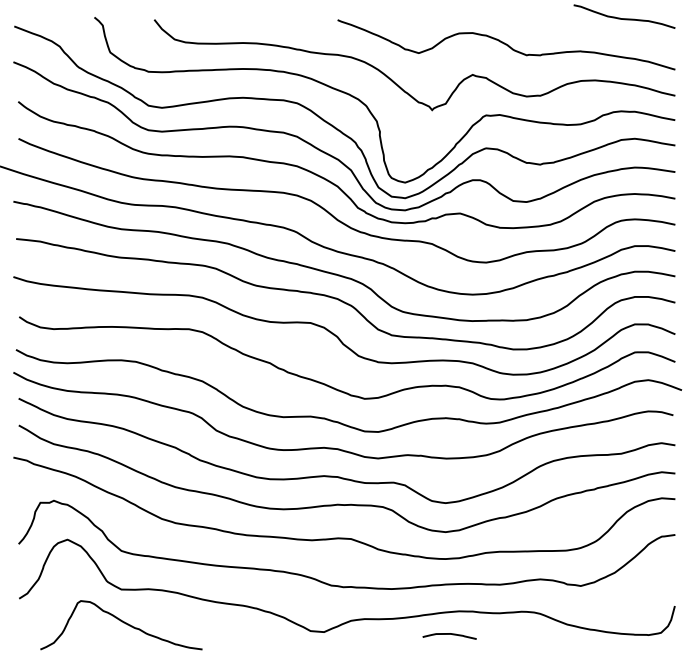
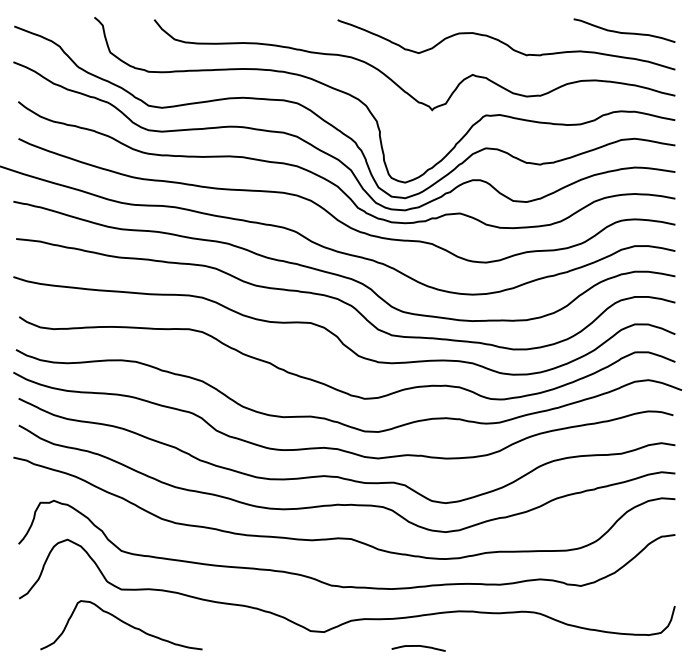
curve position: (624, 18) -> (624, 32) (624, 32)
curve position: (449, 634) -> (418, 646) (418, 646)
